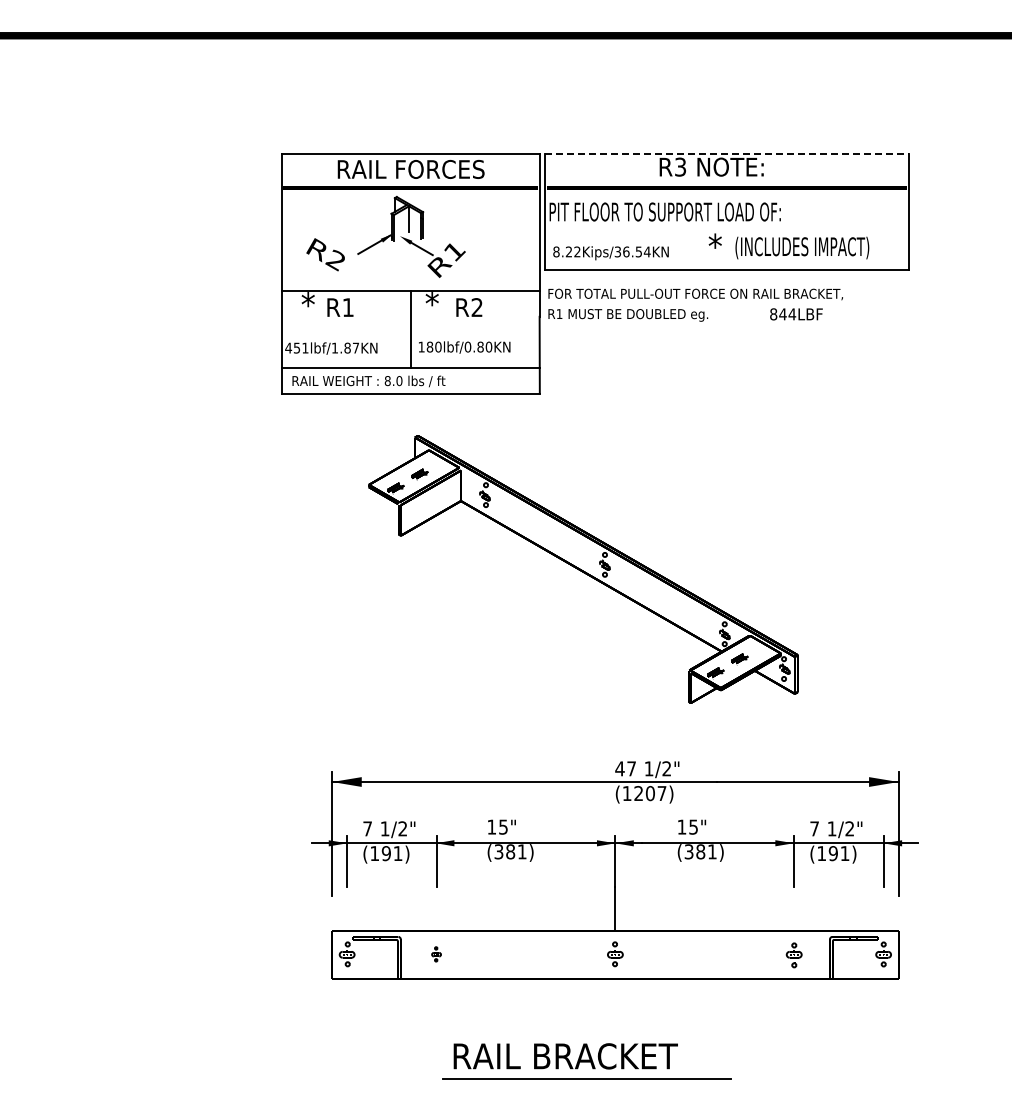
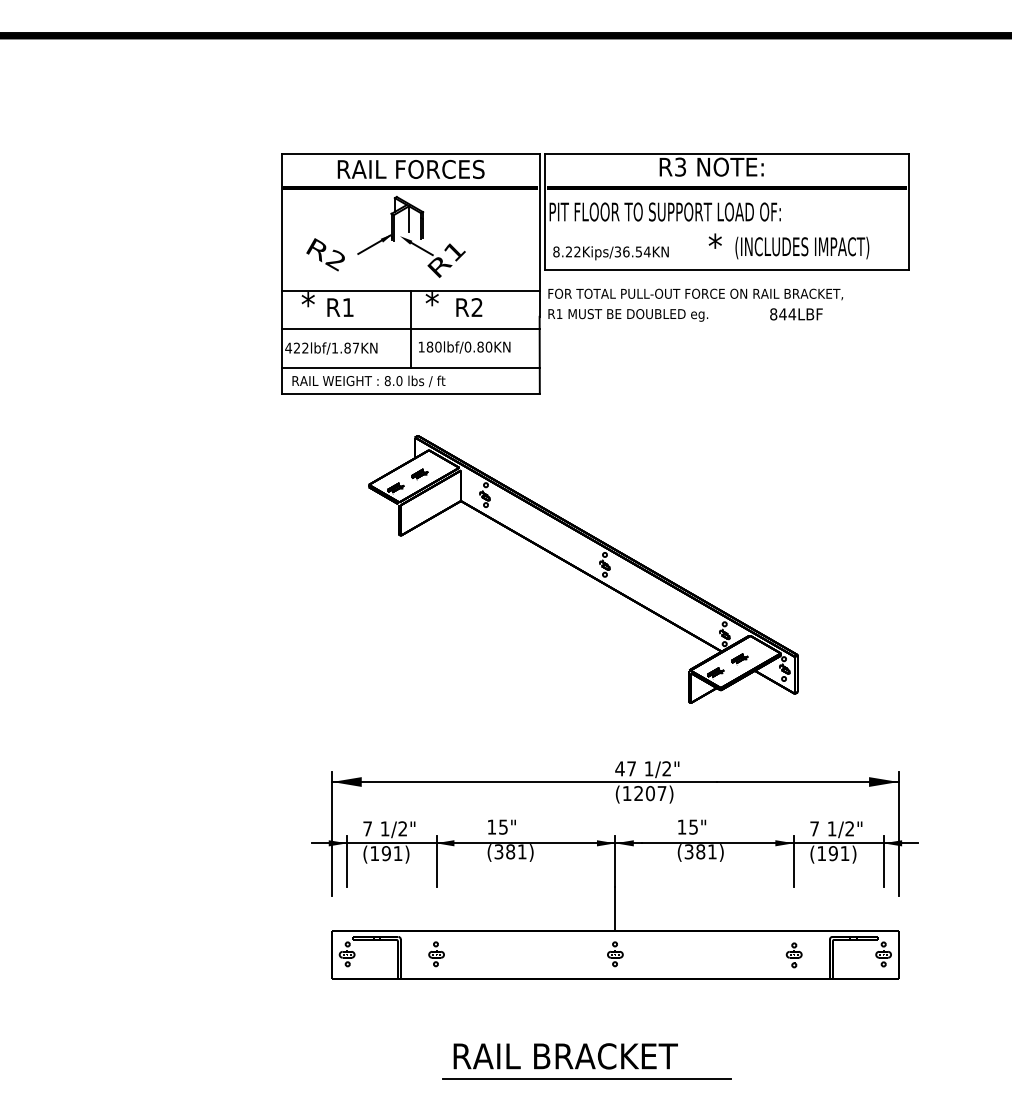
line: dashed -> solid (727, 154)
line: none -> present (410, 329)
text: 451lbf/1.87KN -> 422lbf/1.87KN (301, 347)
part size: 11x17 px -> 17x27 px (436, 954)
